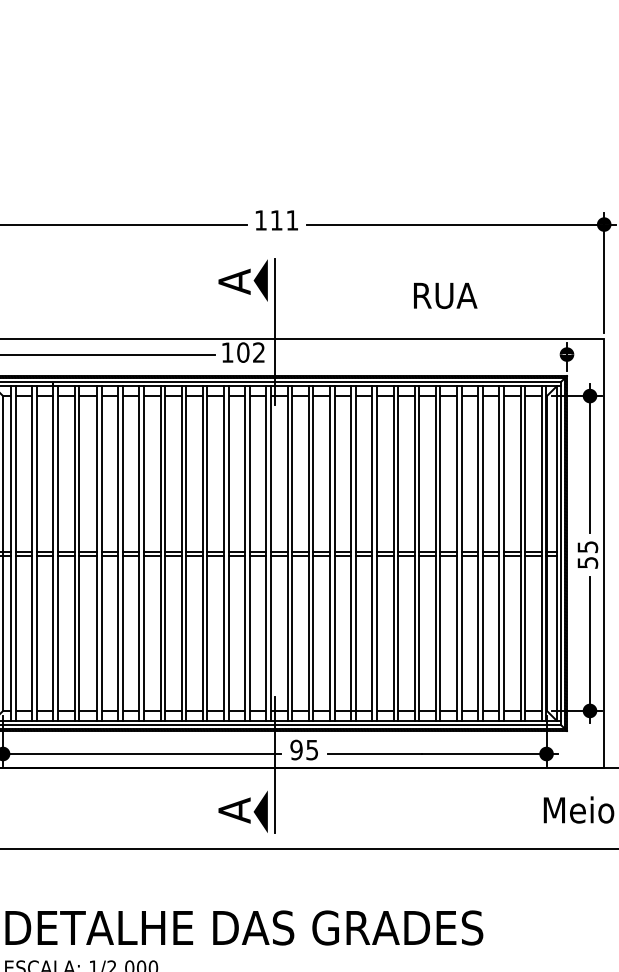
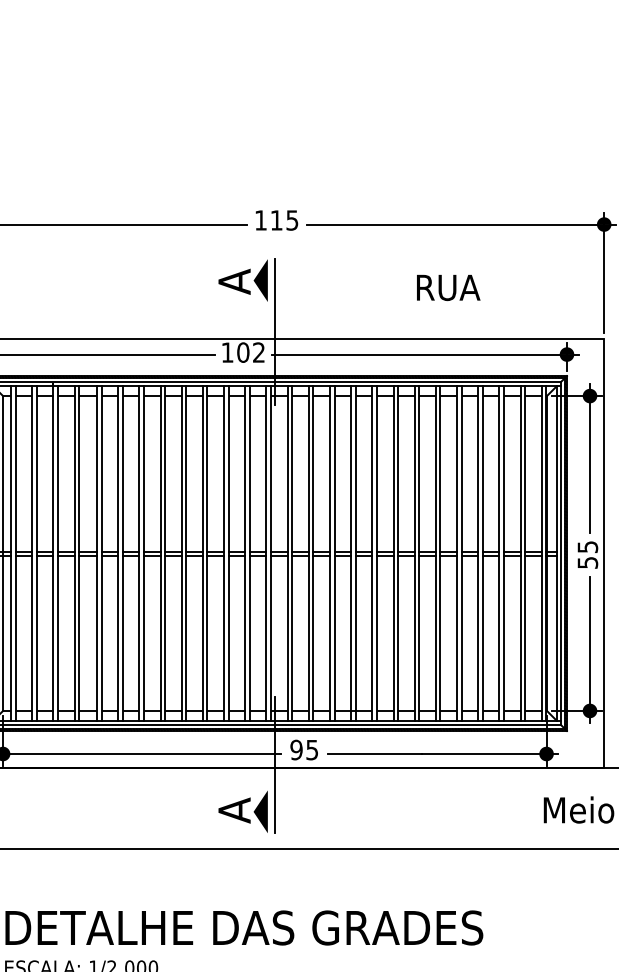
text: 111 -> 115 (292, 220)
text position: (445, 296) -> (448, 288) (448, 288)
line: none -> present (424, 354)
